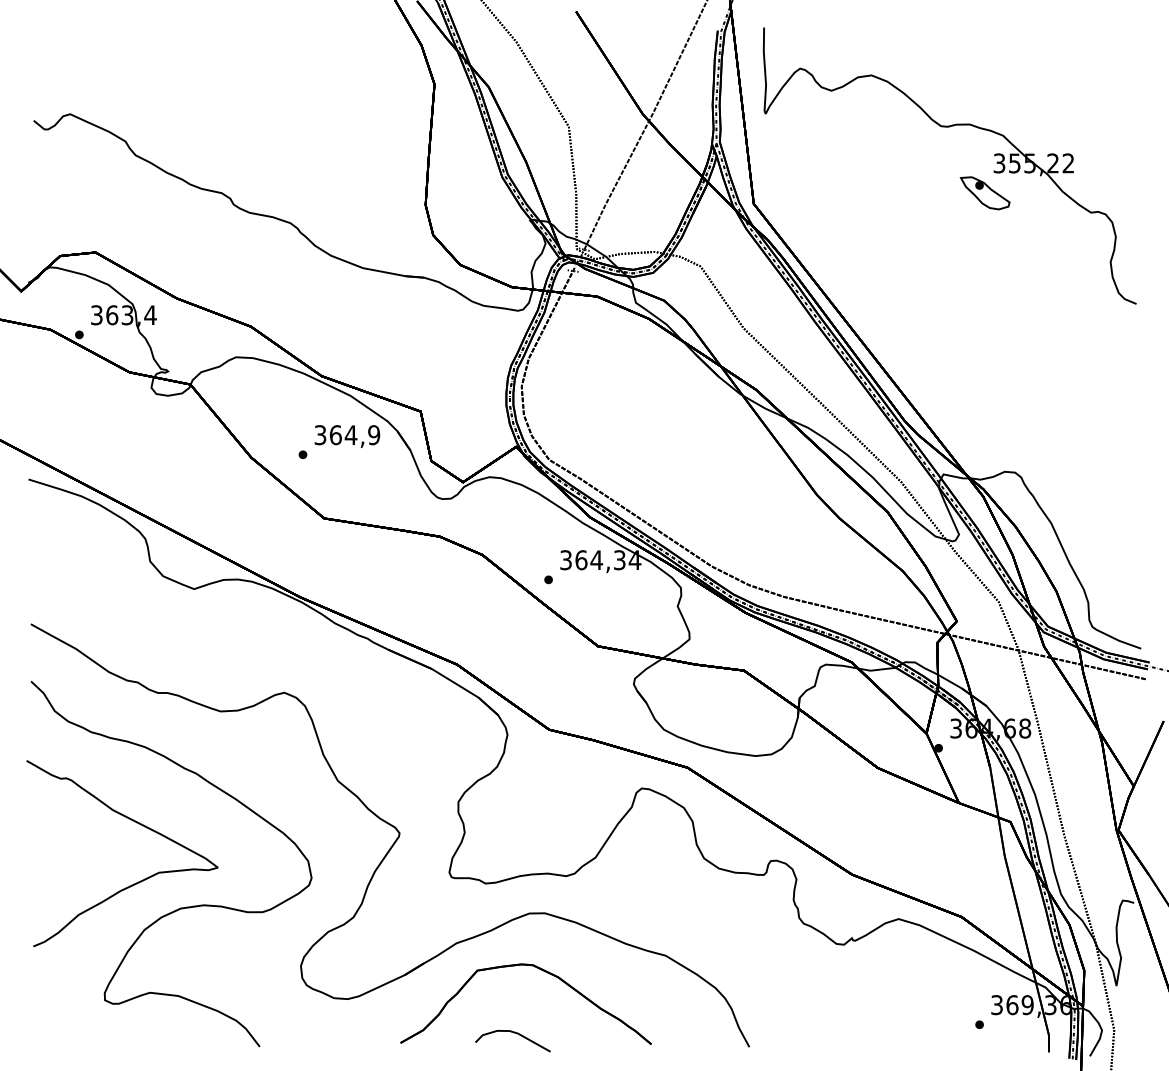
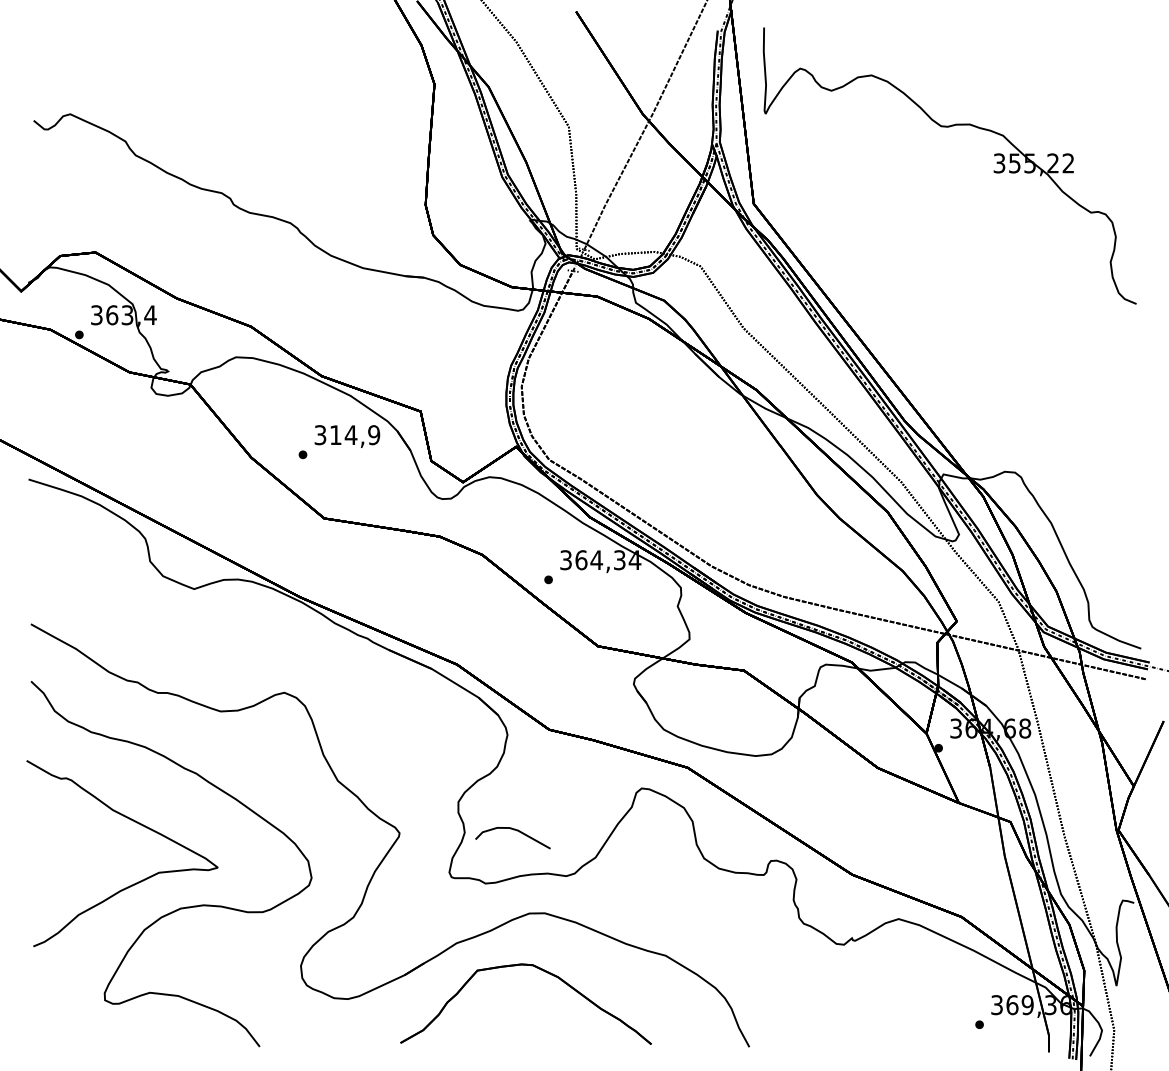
part: present -> none (984, 193)
text: 364,9 -> 314,9 (335, 435)
curve position: (513, 1033) -> (513, 830) (513, 830)
